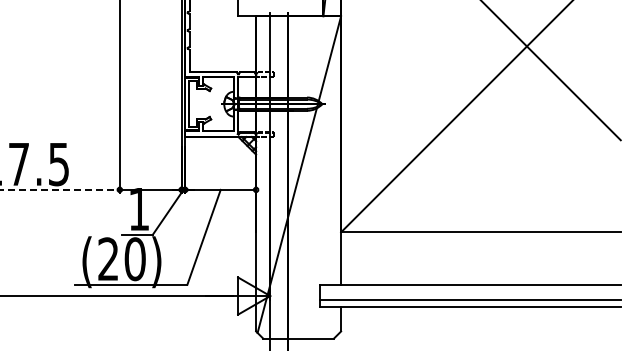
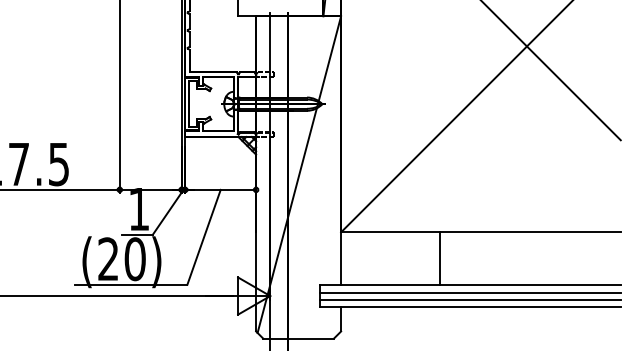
line: dashed -> solid (60, 189)
line: none -> present (440, 258)
line: none -> present (469, 292)
